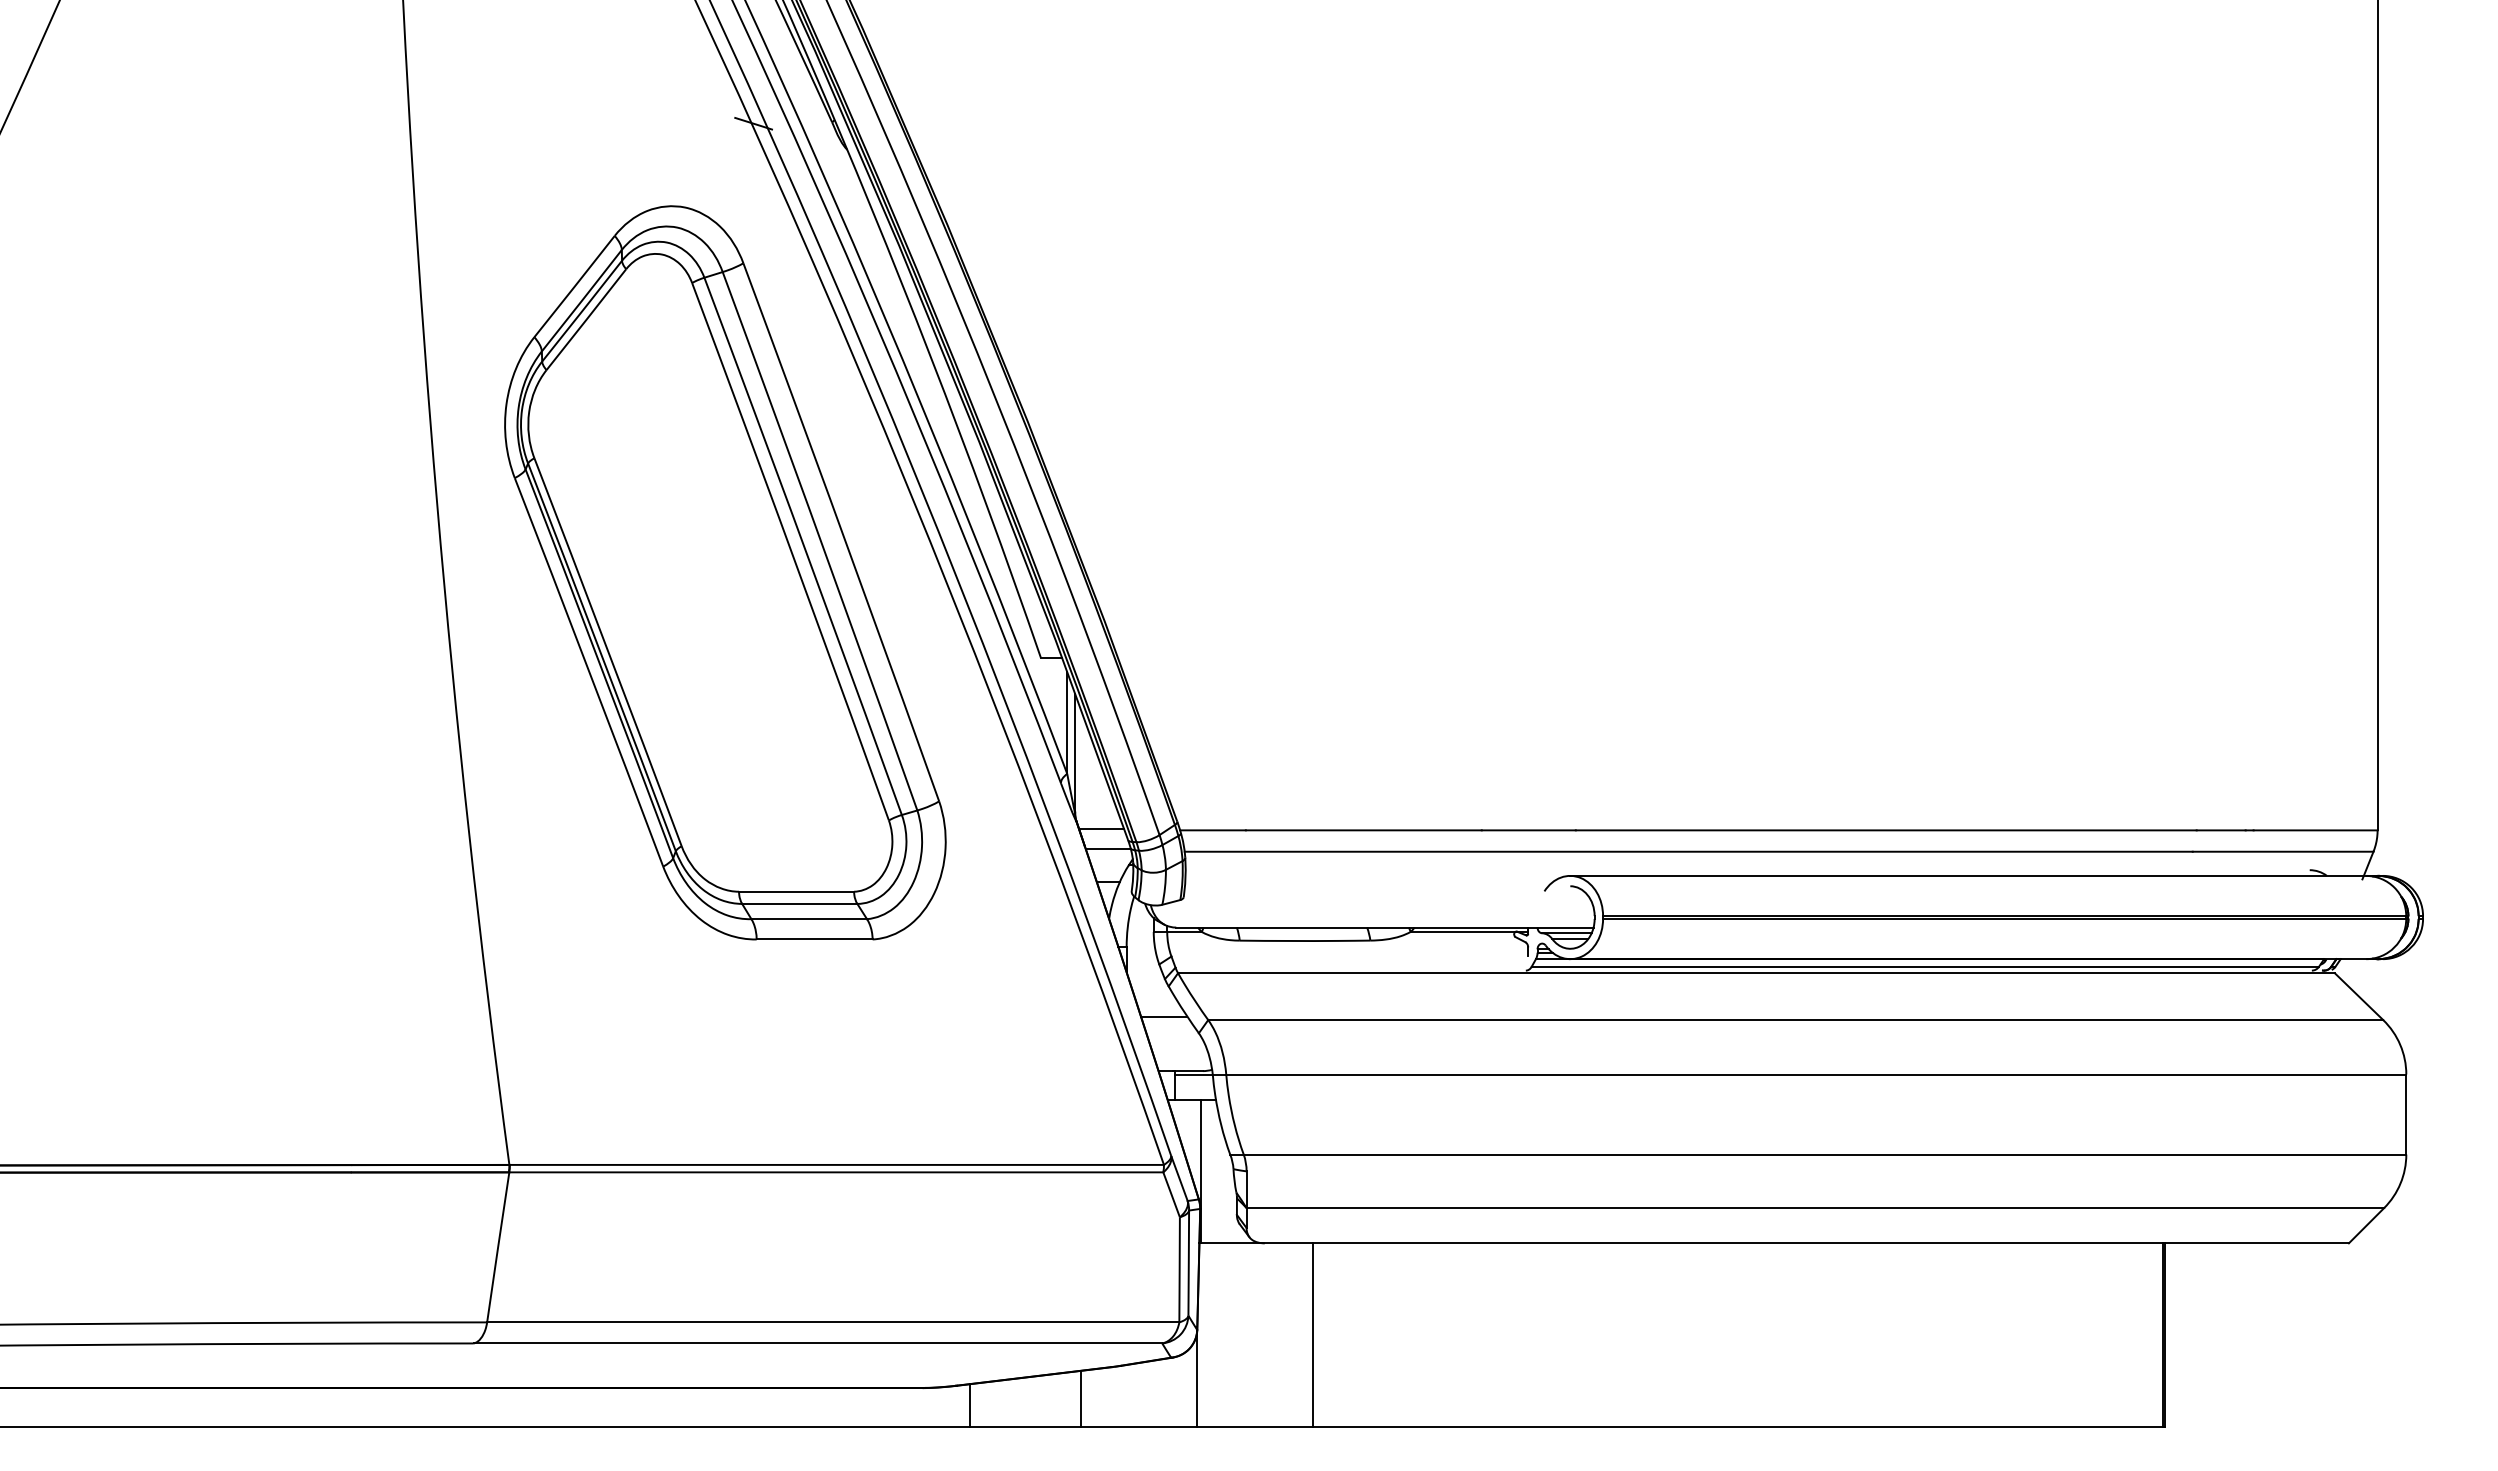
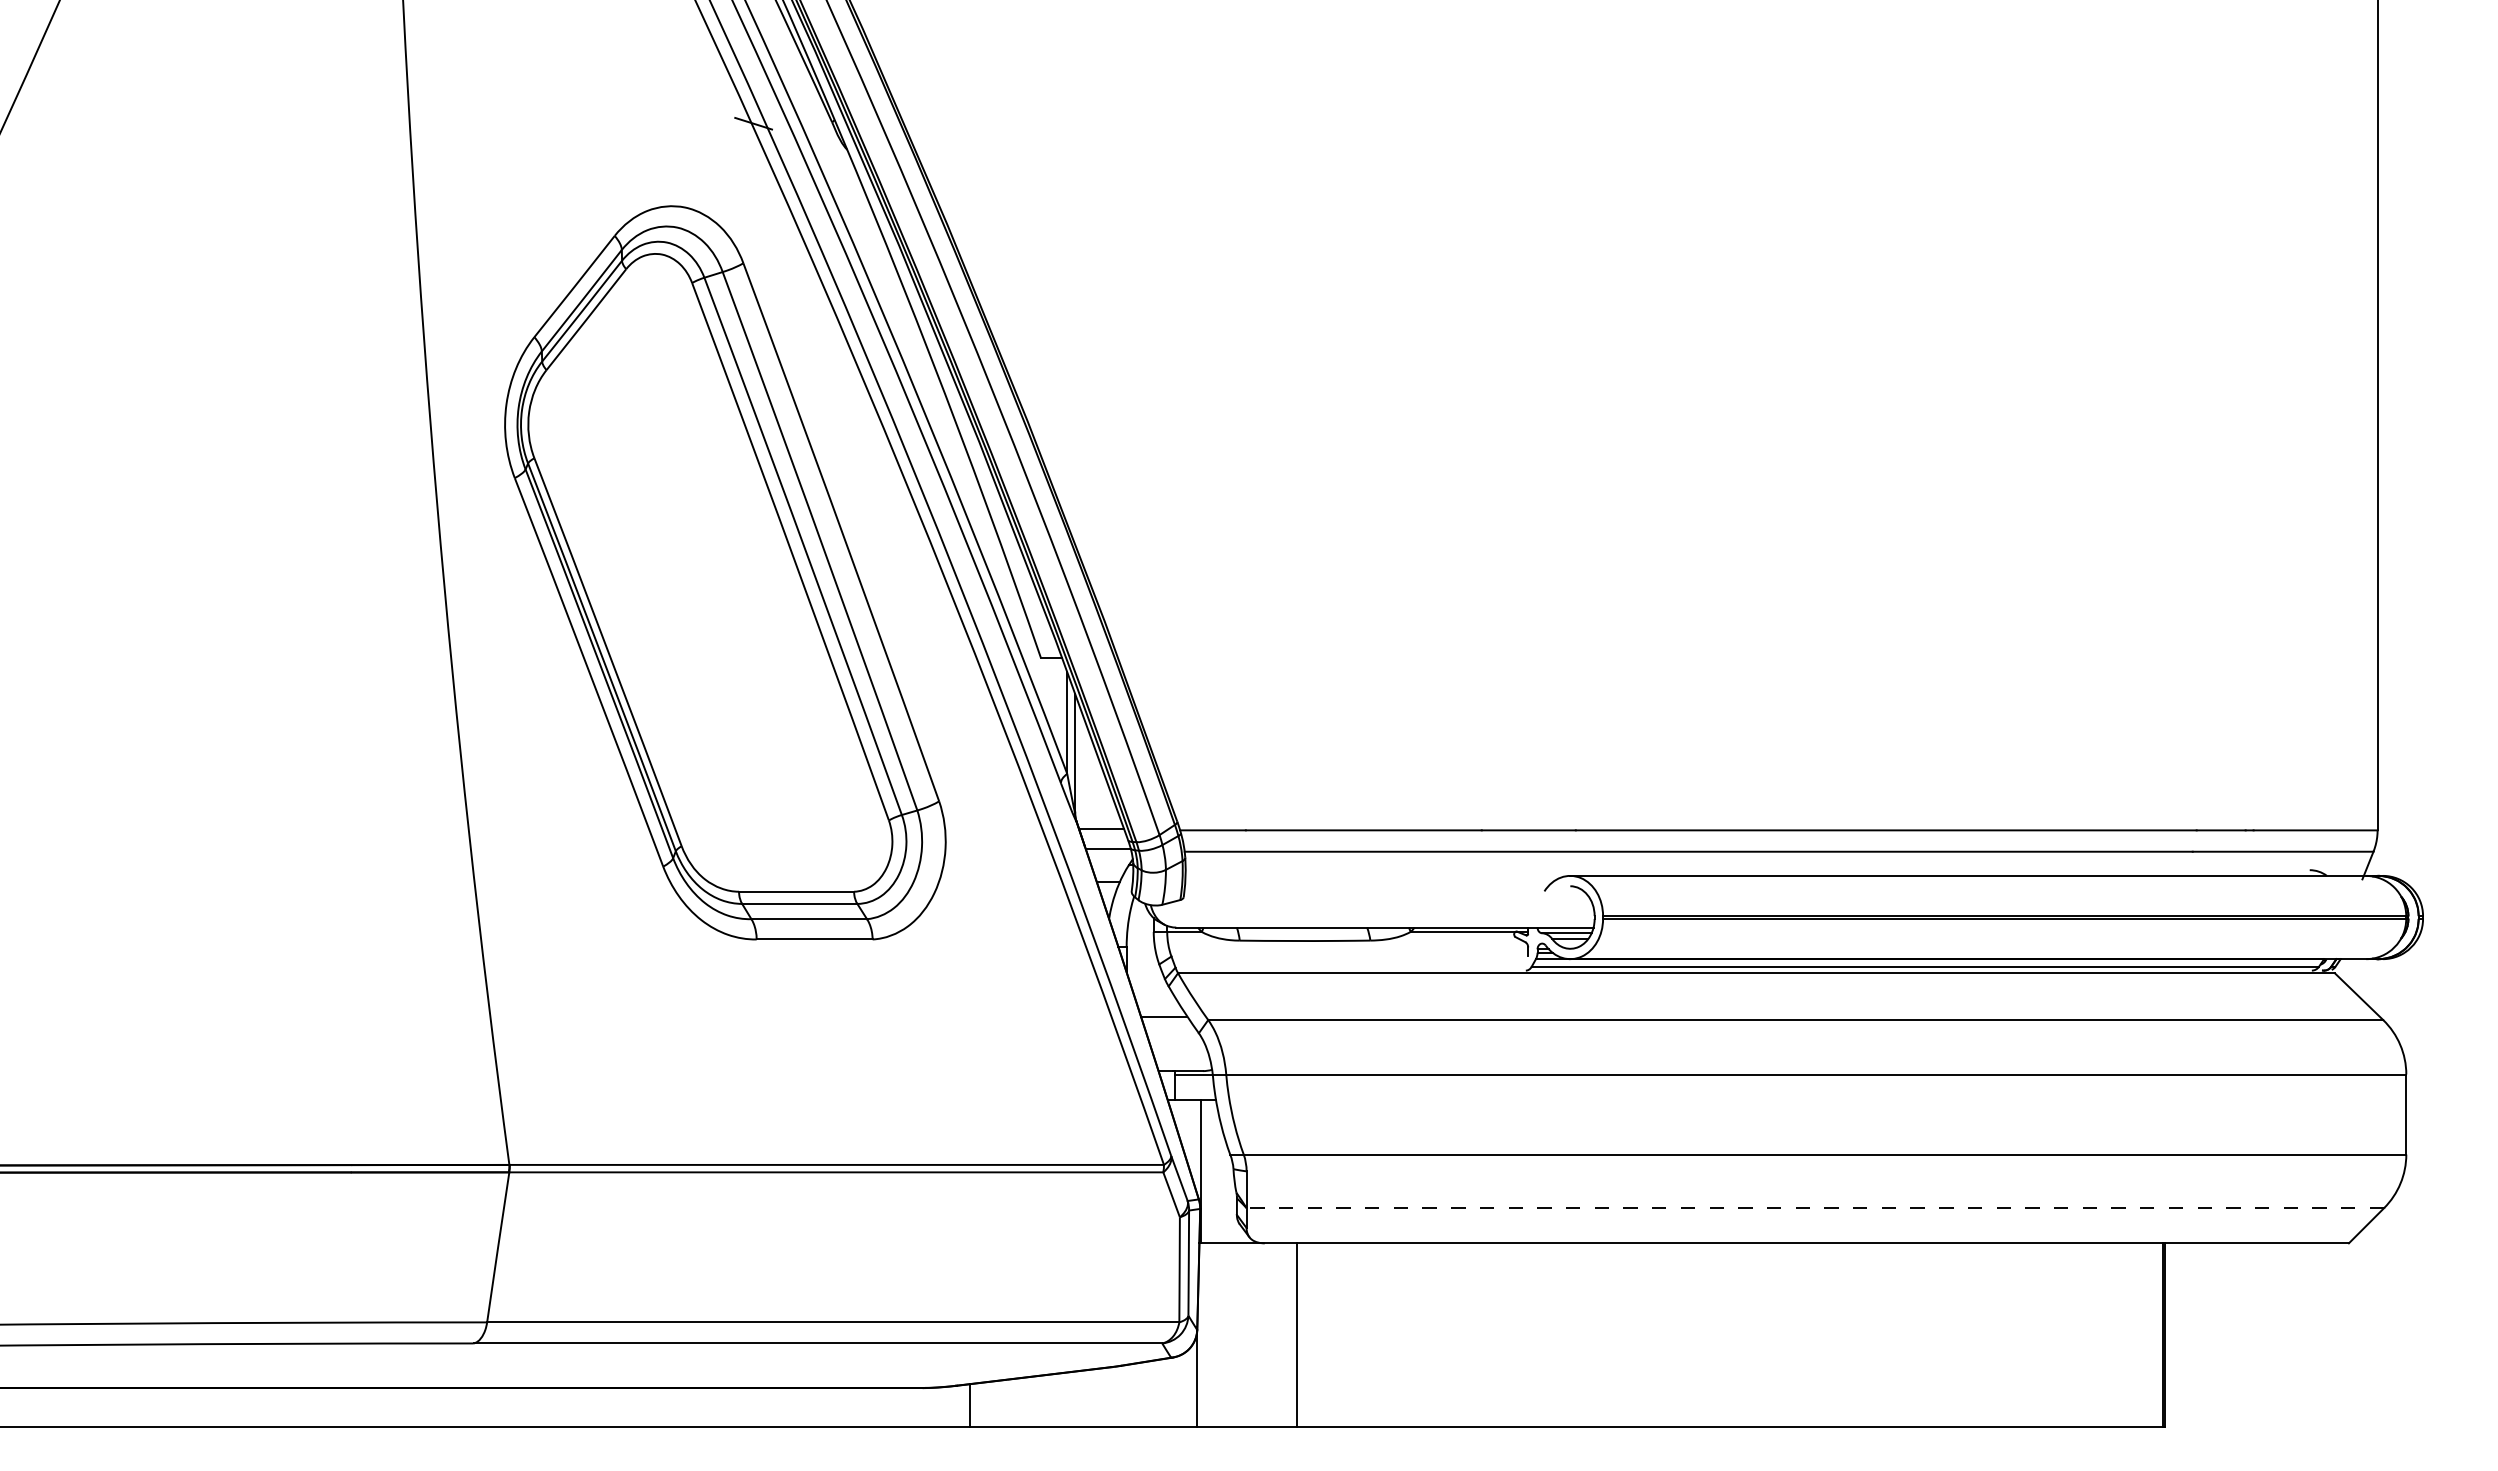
line: solid -> dashed (1815, 1208)
line position: (1312, 1335) -> (1296, 1335) (1296, 1335)
line: present -> none (1081, 1398)
